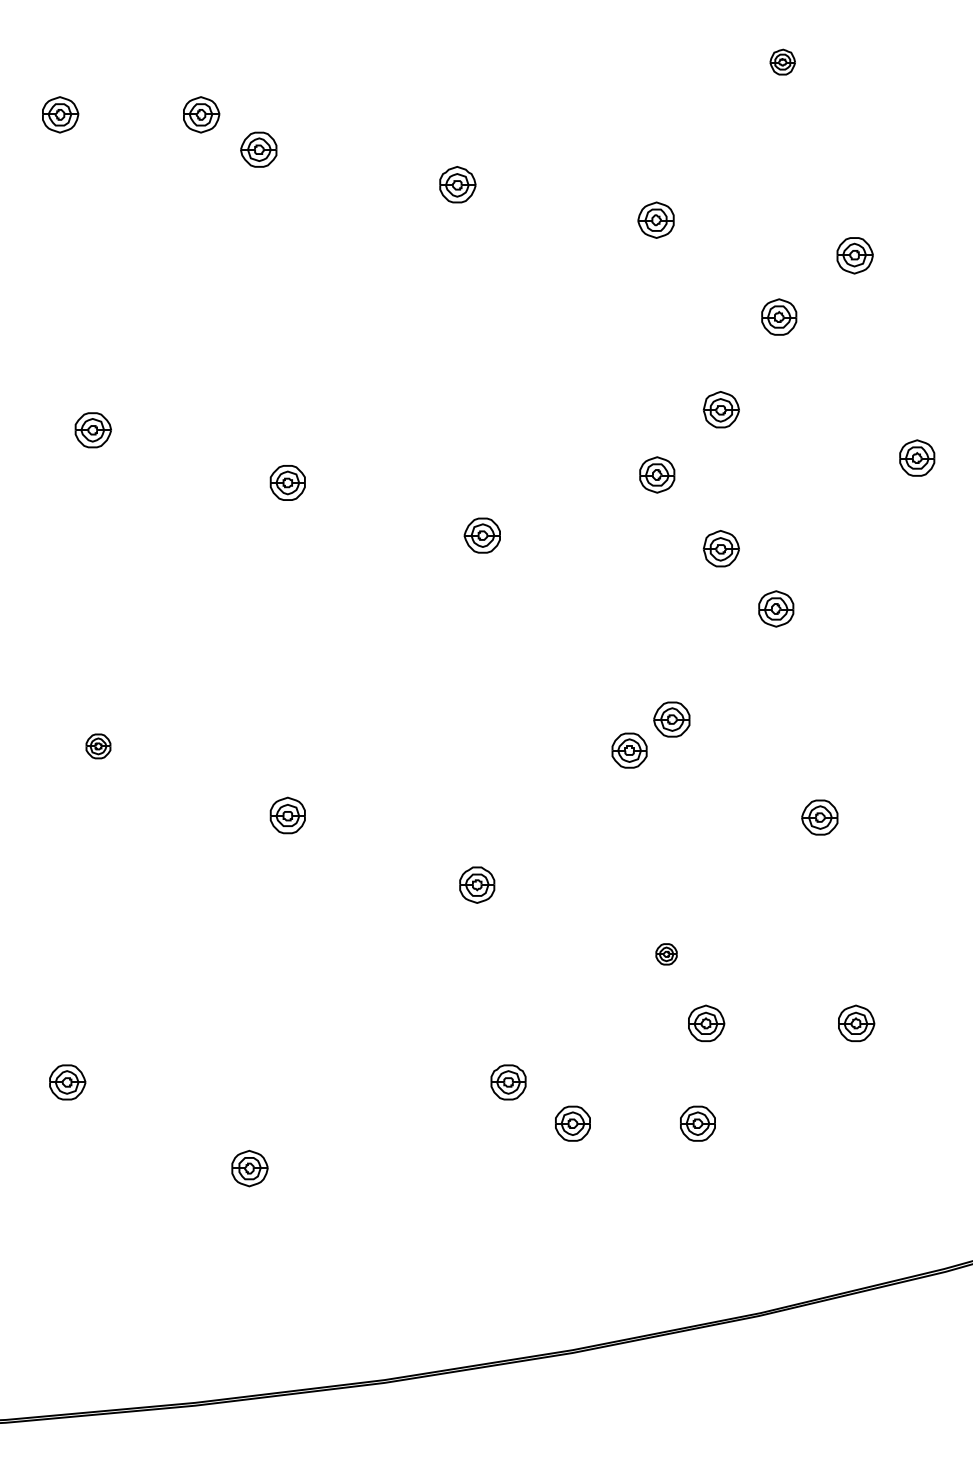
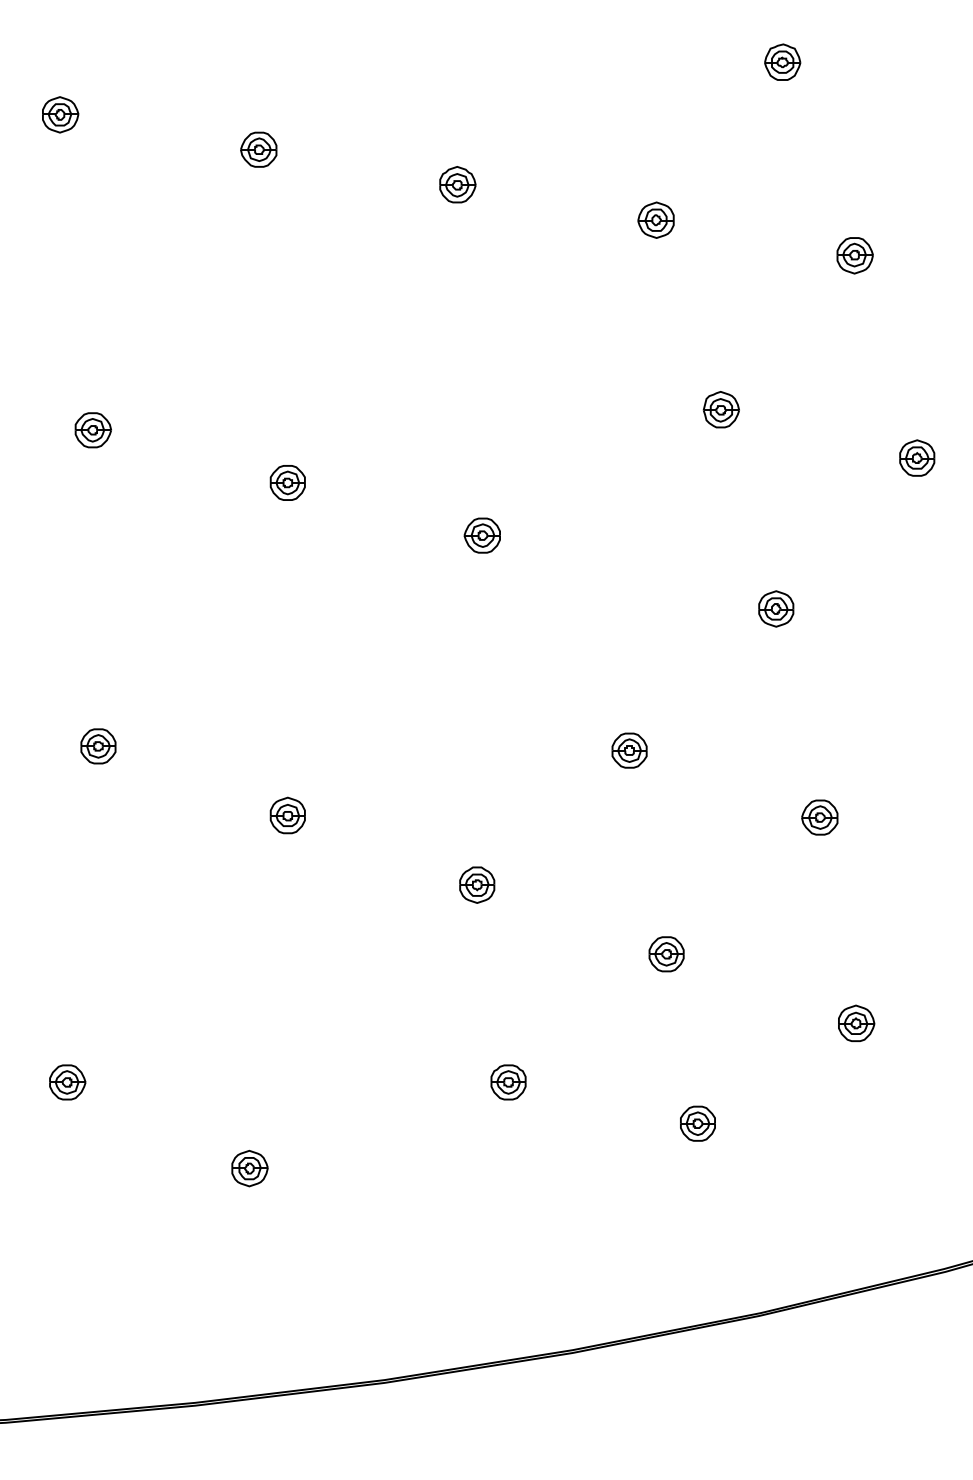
part size: 27x28 px -> 38x38 px (782, 61)
part: present -> none (201, 114)
part: present -> none (779, 316)
part: present -> none (657, 474)
part: present -> none (720, 548)
part: present -> none (671, 719)
part size: 27x27 px -> 37x37 px (98, 746)
part size: 23x23 px -> 37x37 px (666, 954)
part: present -> none (706, 1023)
part: present -> none (572, 1123)
